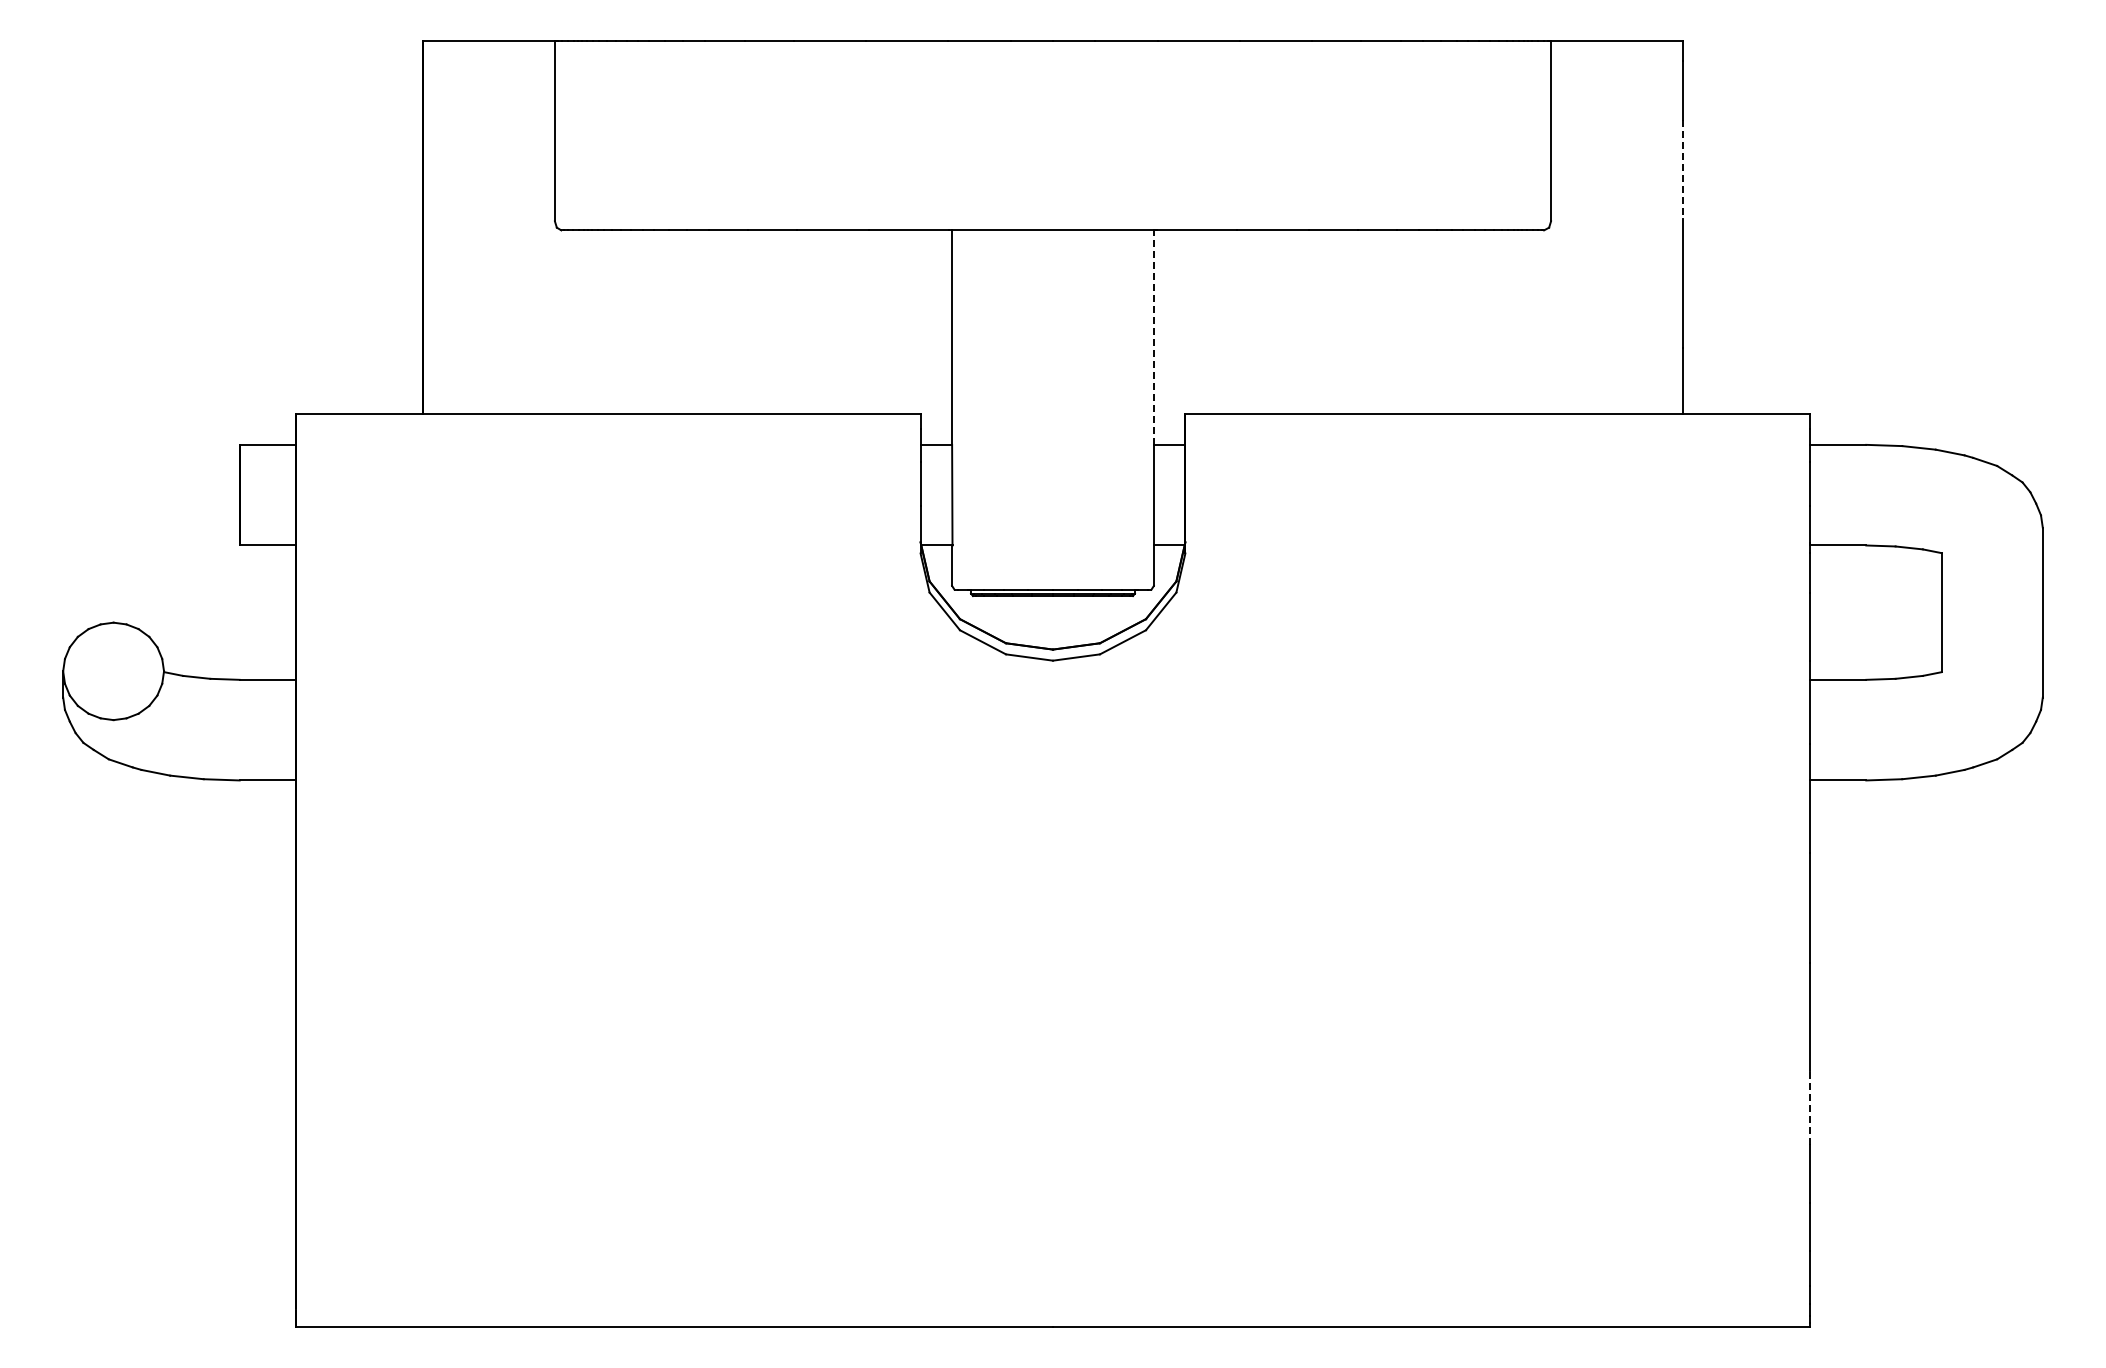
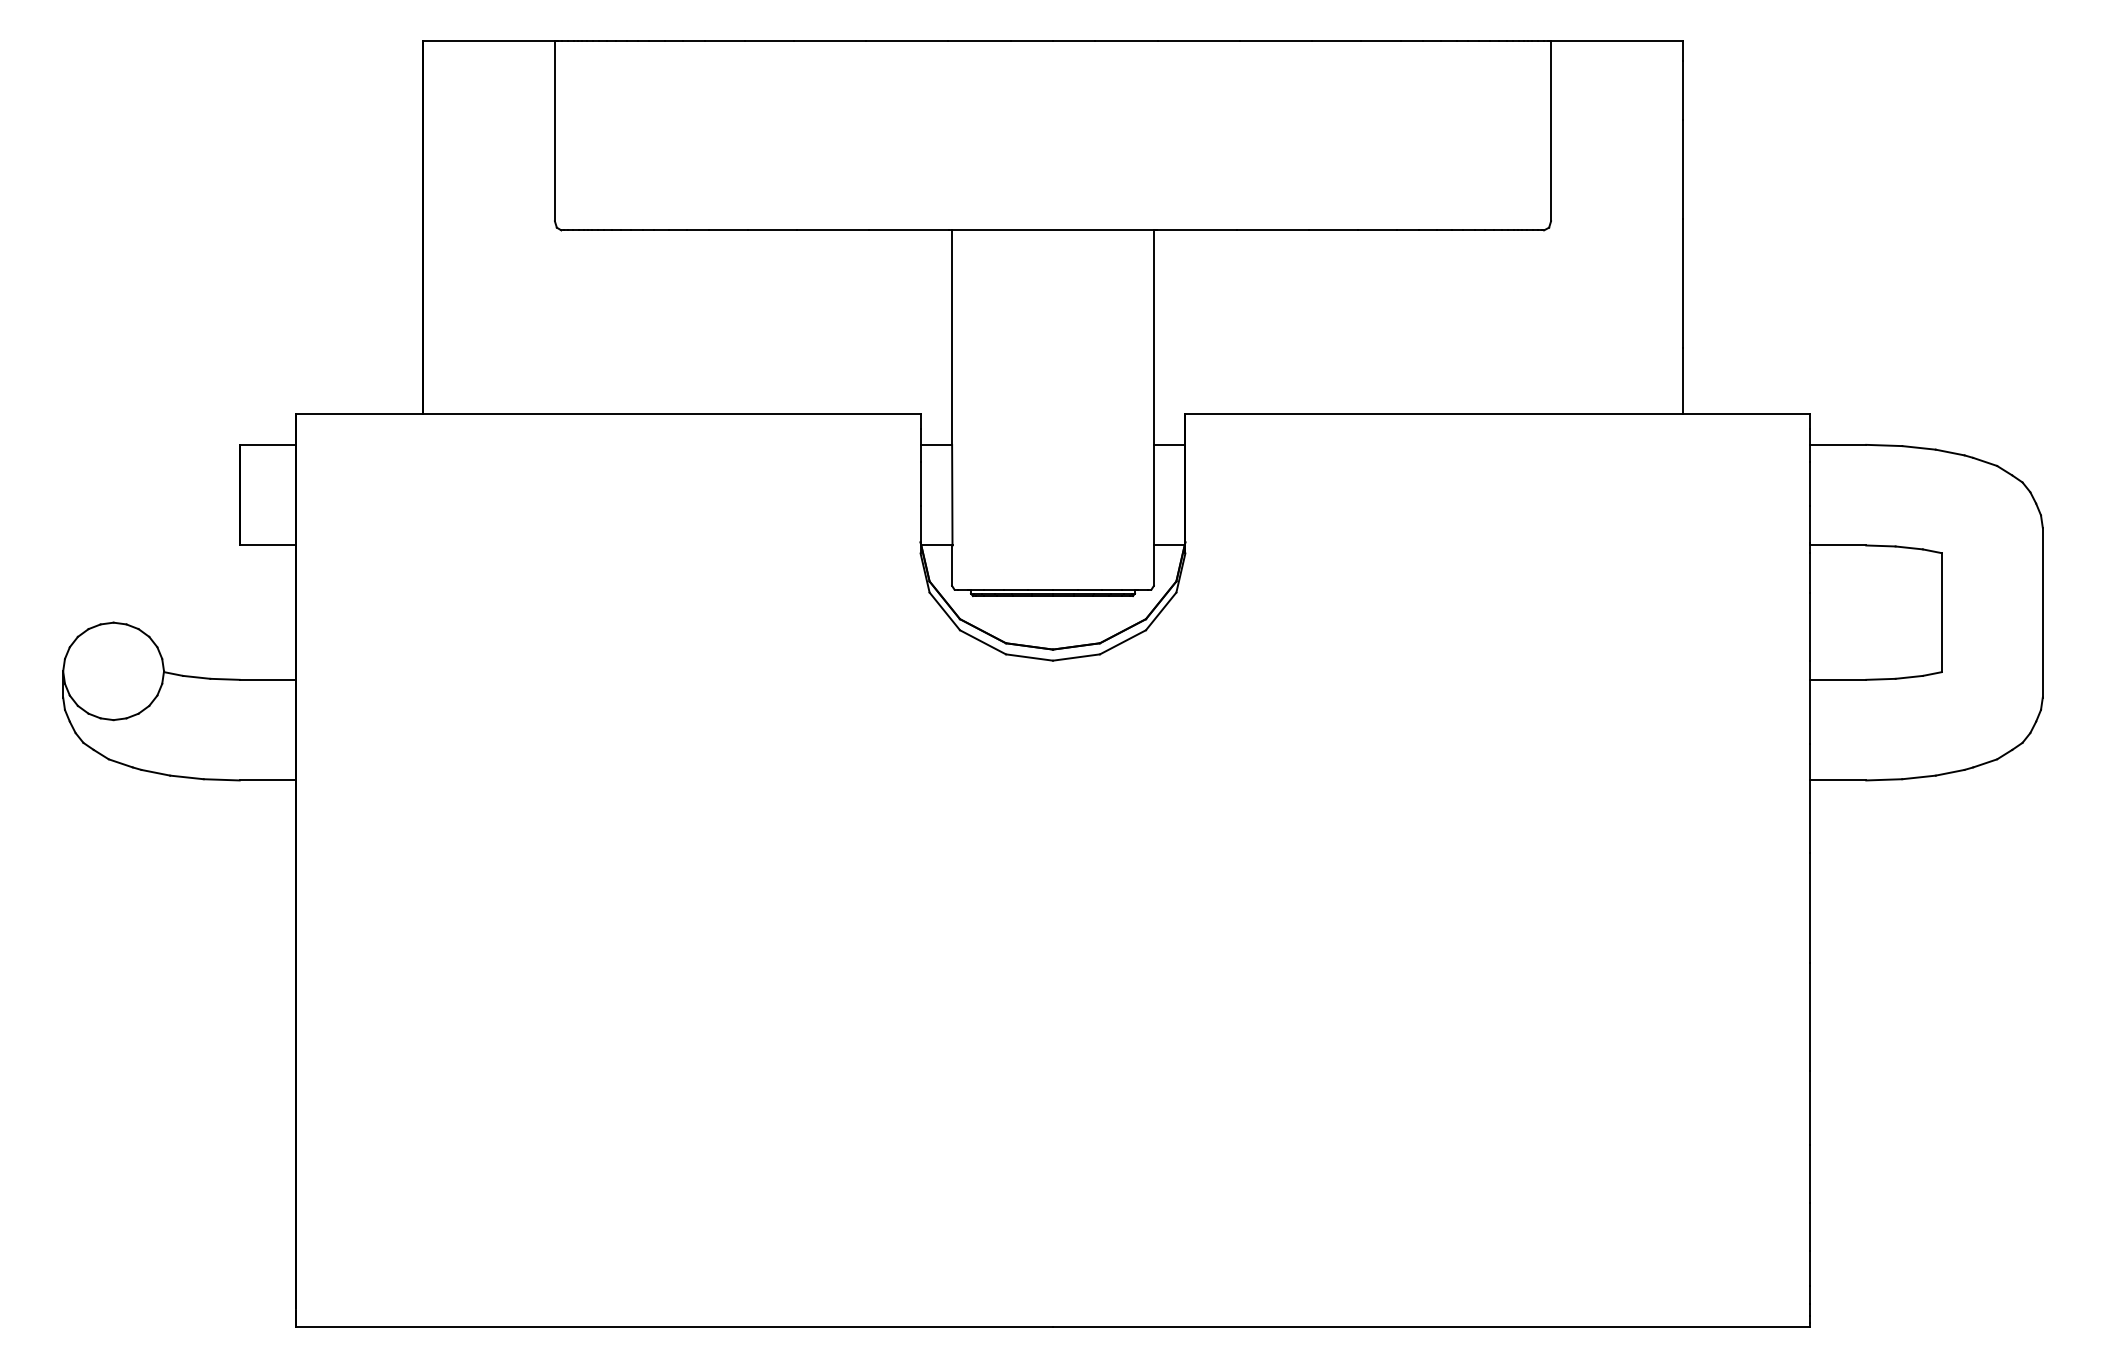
line: dashed -> solid (1683, 170)
line: dashed -> solid (1153, 337)
line: dashed -> solid (1809, 1107)
